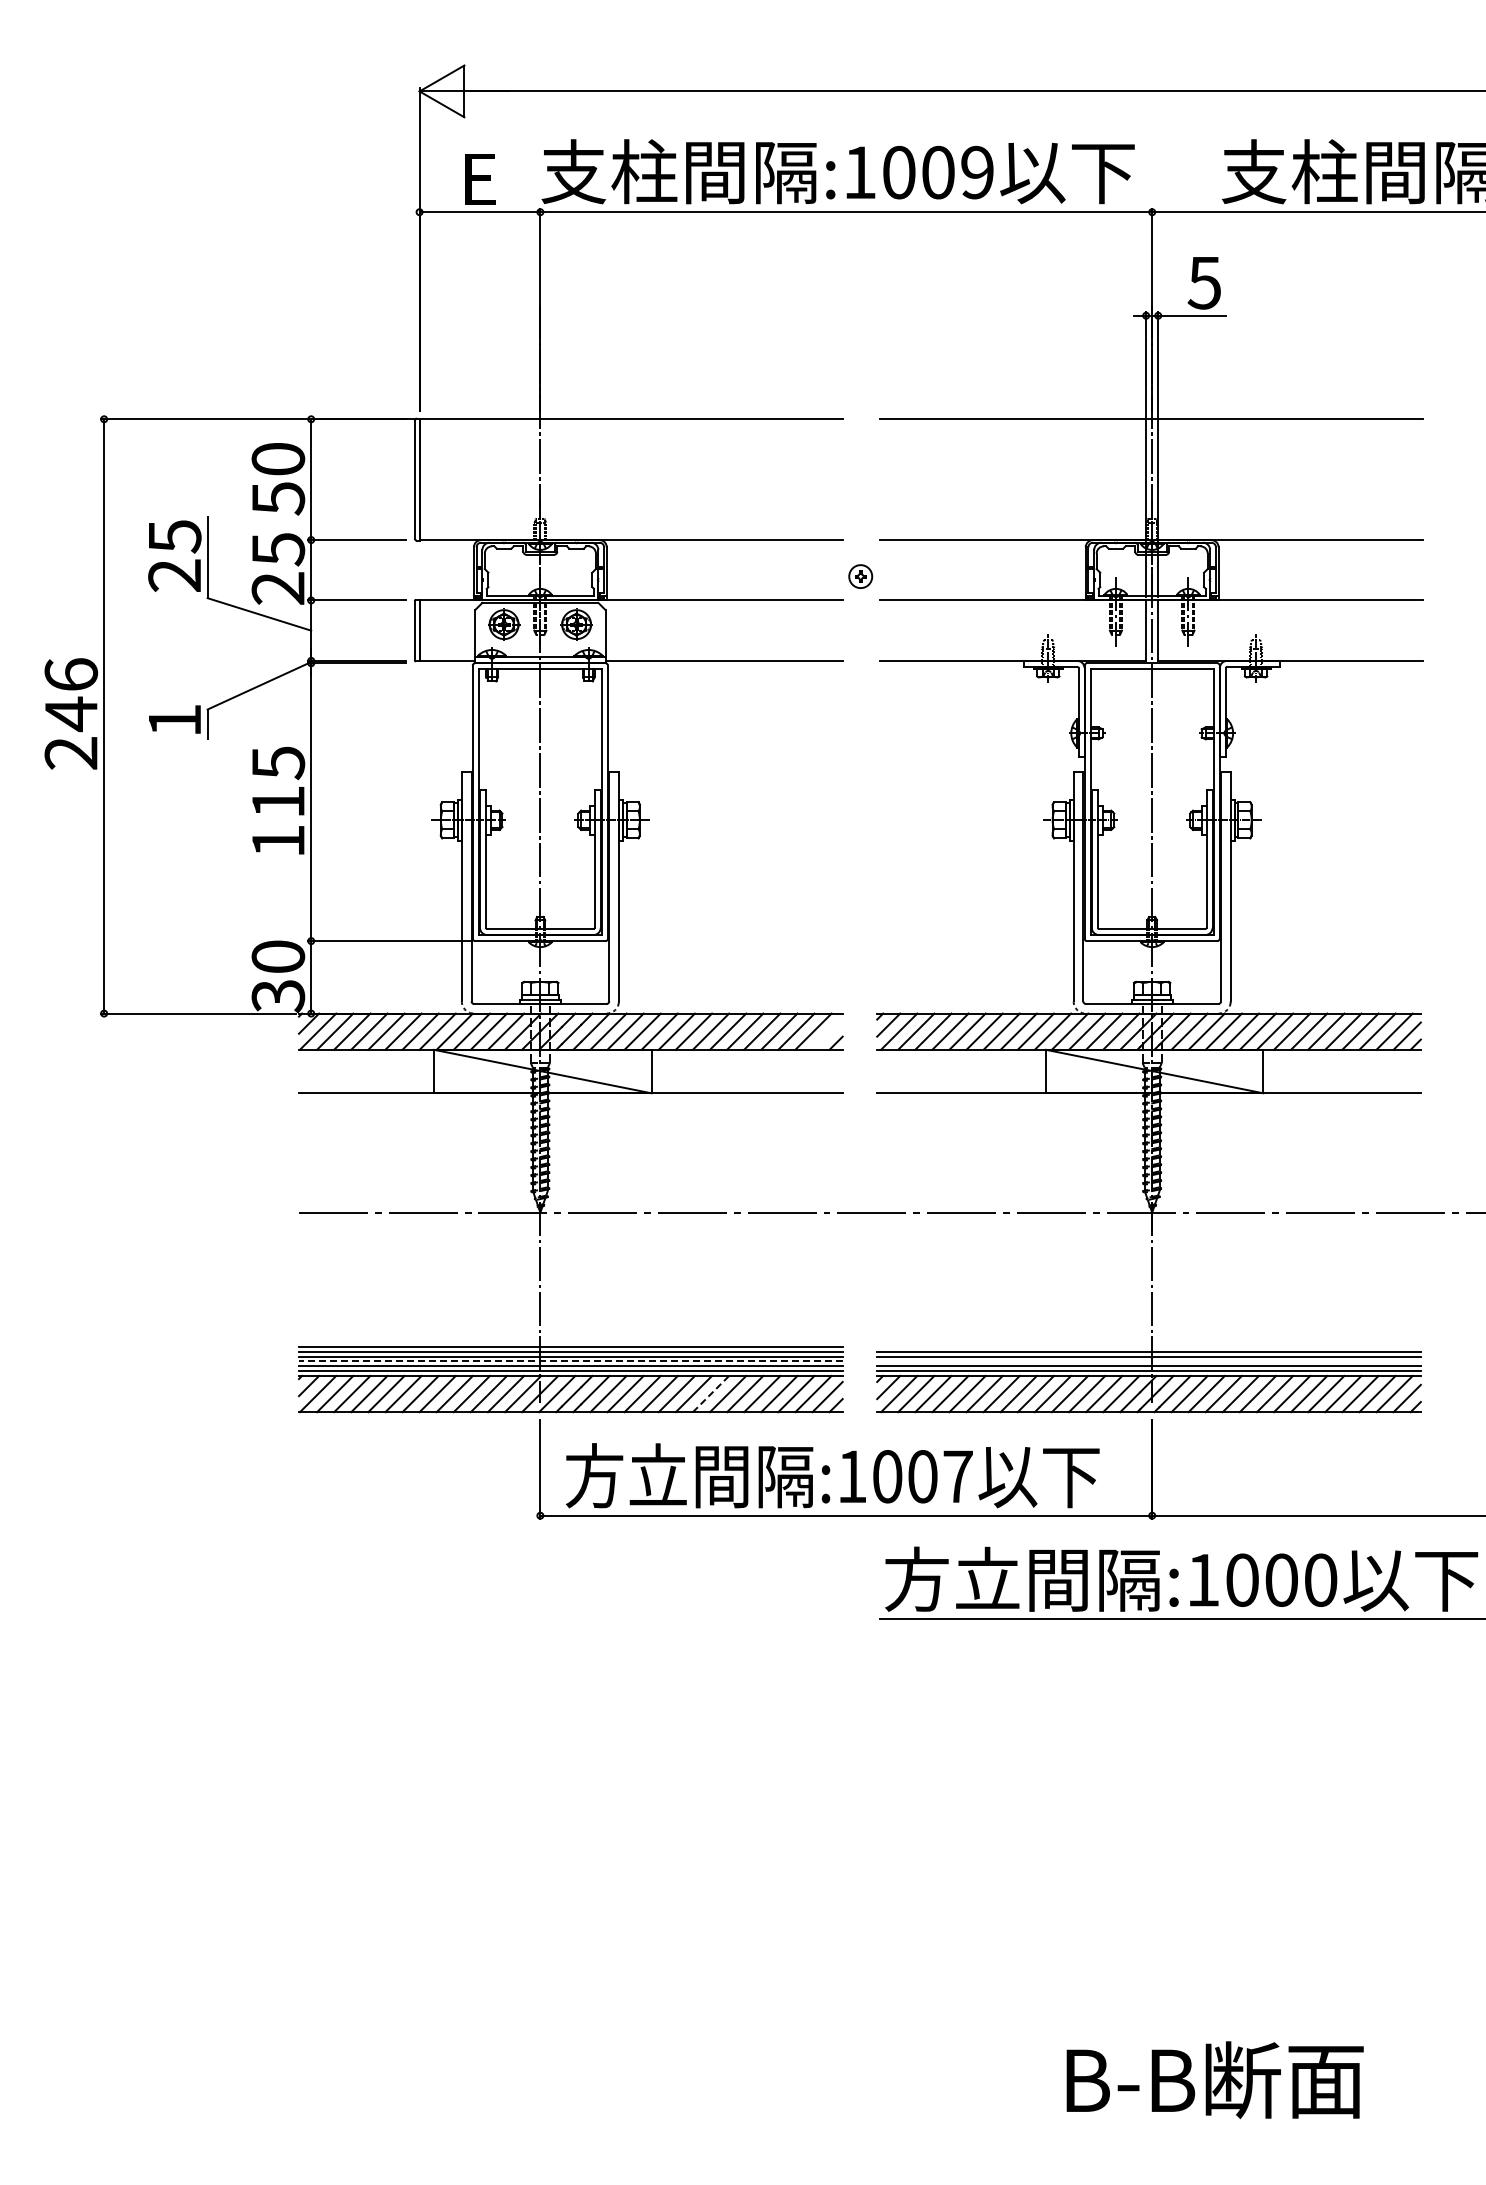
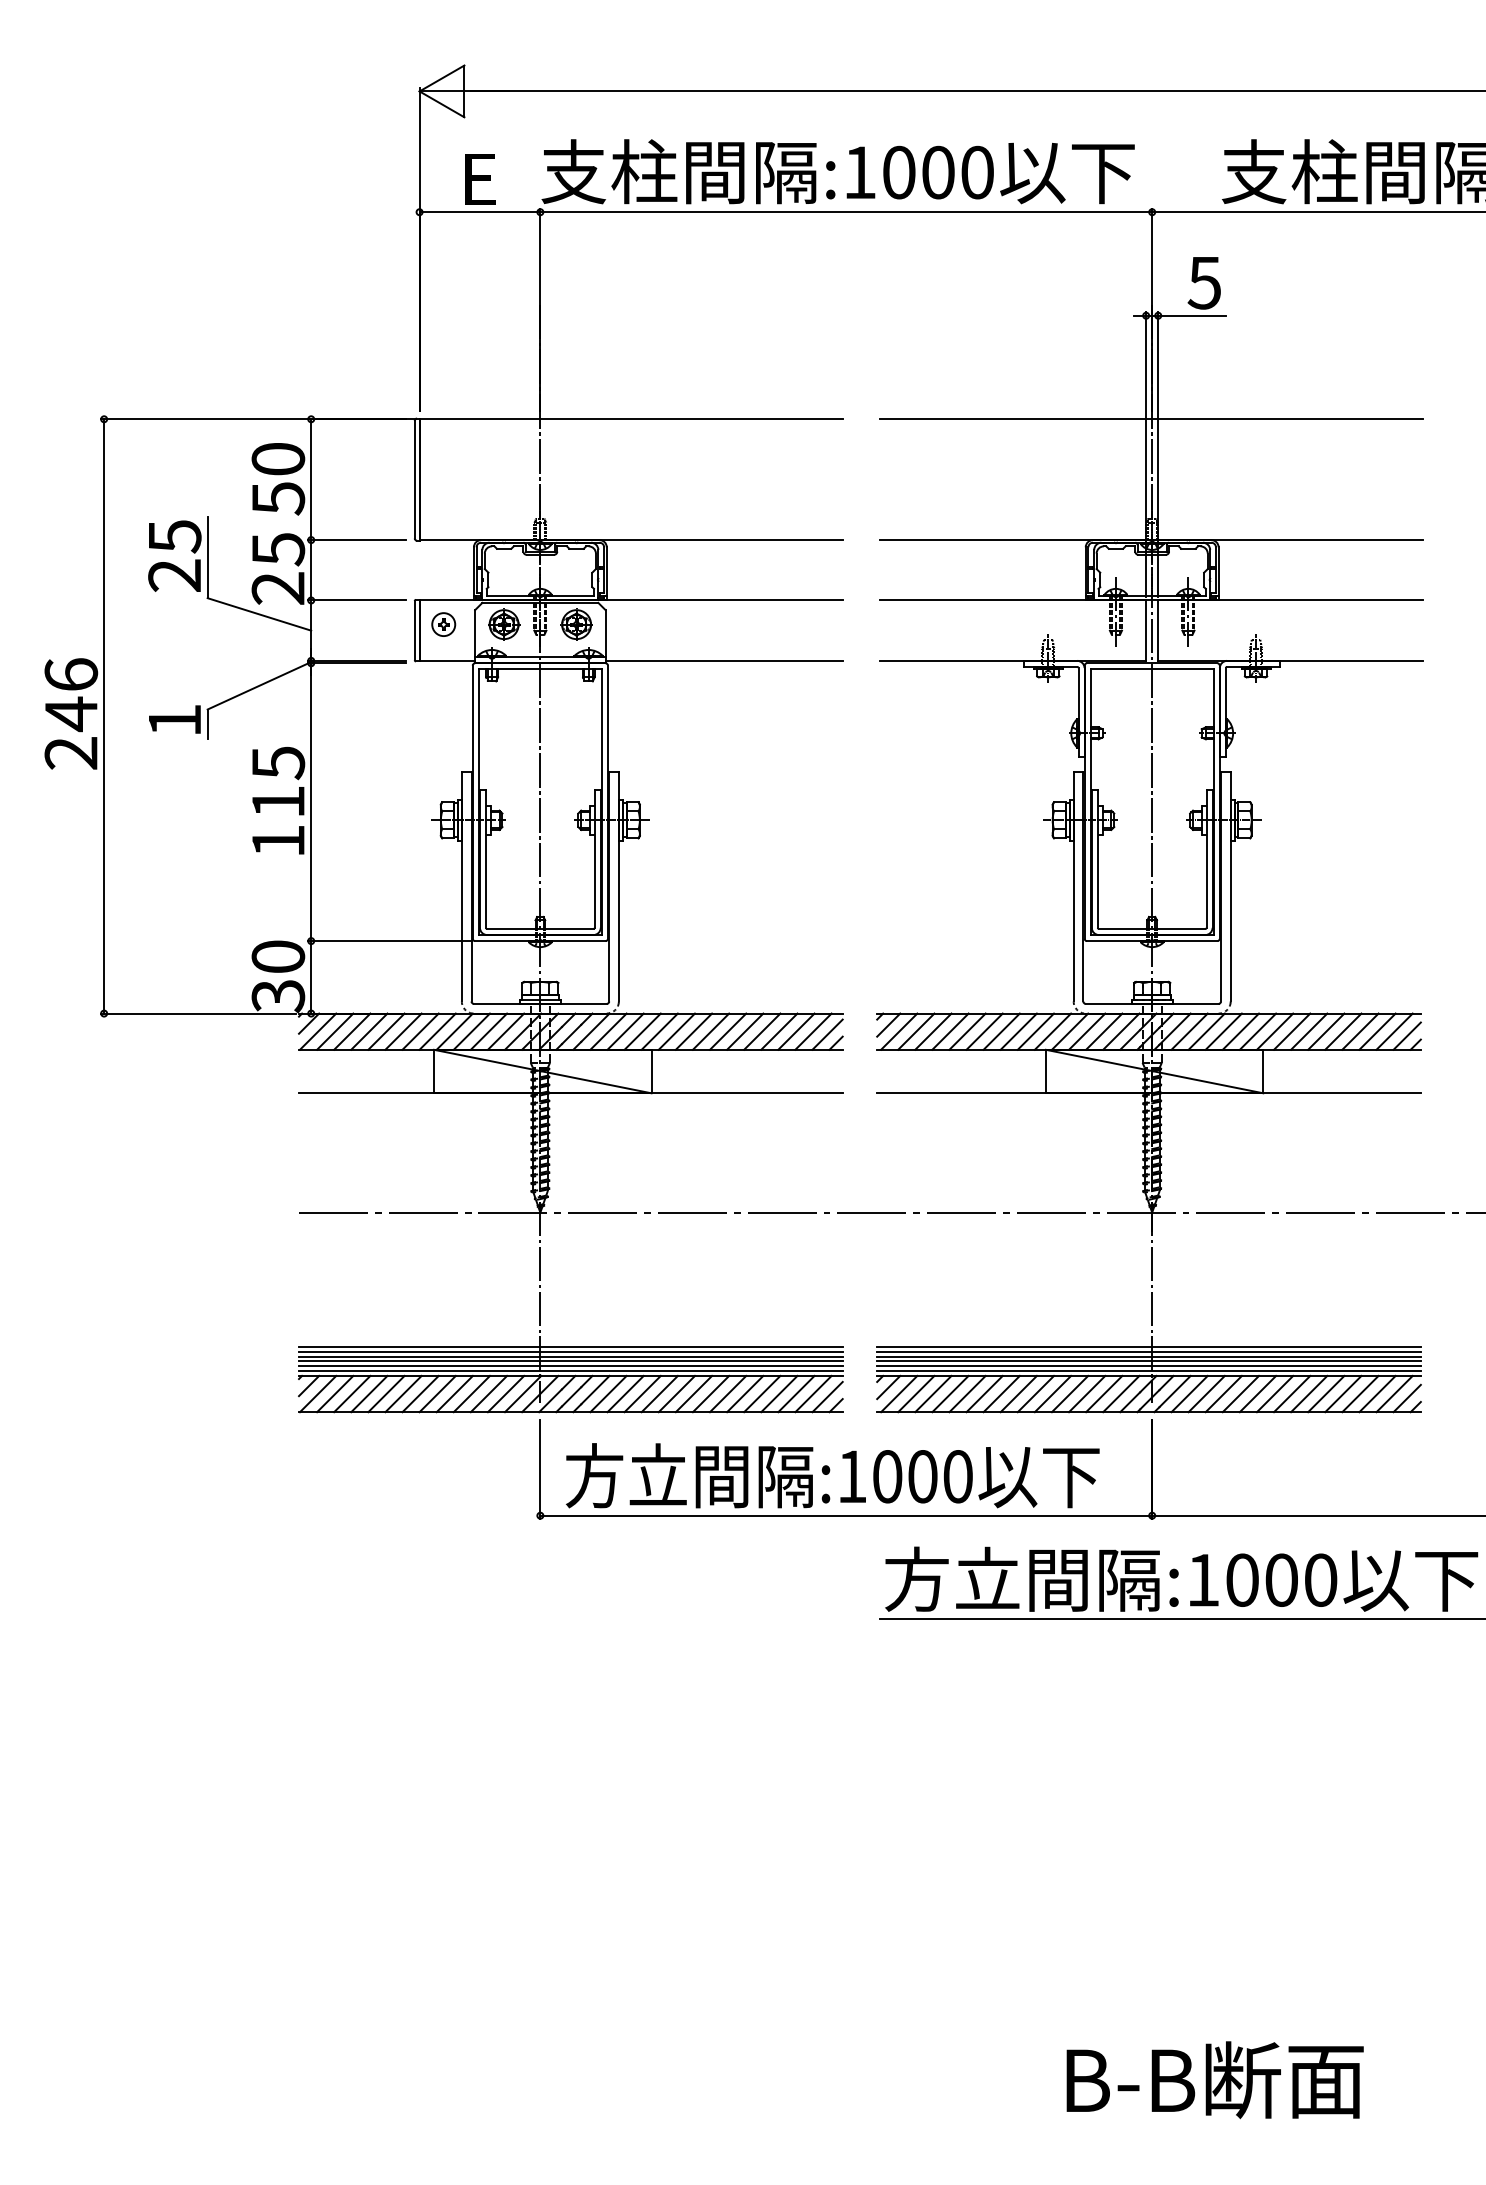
text: :1009 -> :1000 (977, 172)
part position: (860, 576) -> (443, 624) (443, 624)
line: none -> present (827, 1034)
line: none -> present (1148, 1346)
line: dashed -> solid (570, 1361)
line: none -> present (1148, 1361)
line: dashed -> solid (711, 1394)
text: :1007 -> :1000 (957, 1476)
